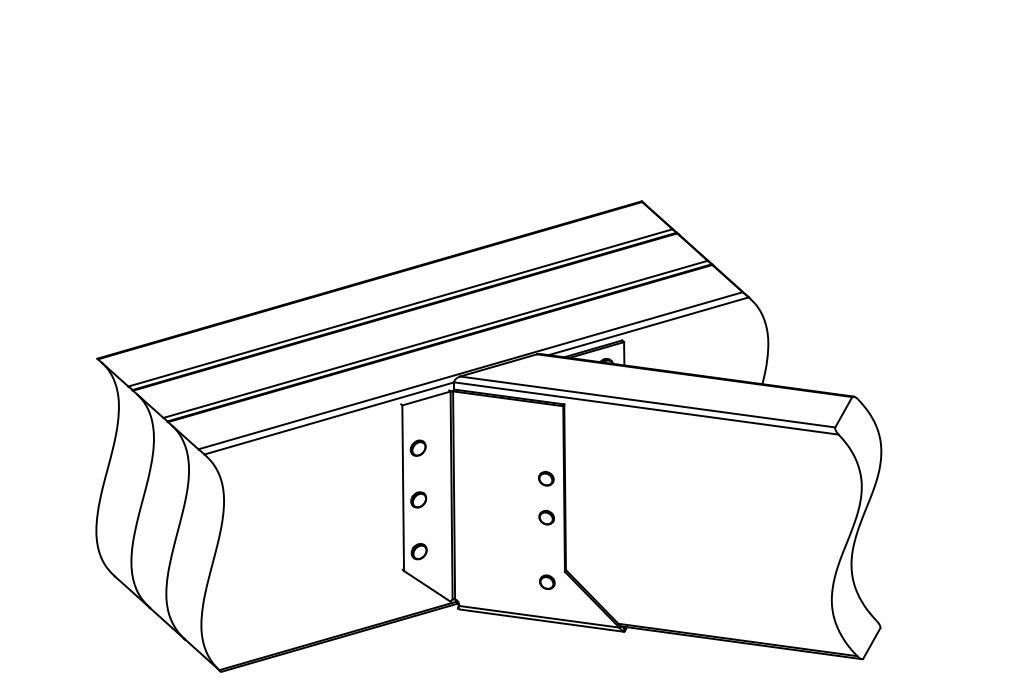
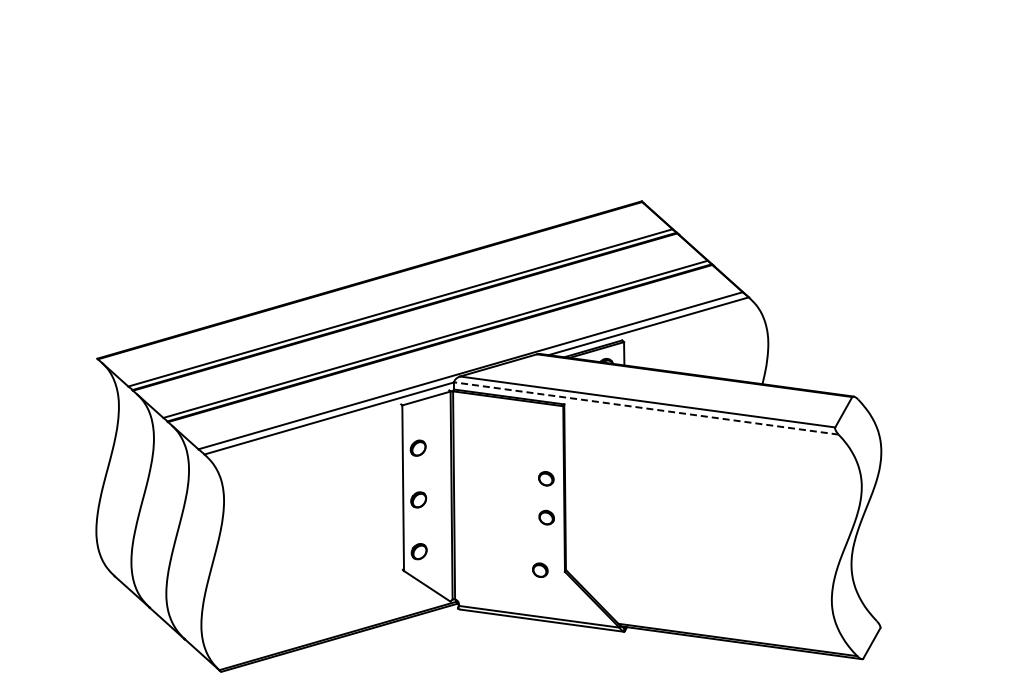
line: solid -> dashed (646, 408)
part position: (547, 581) -> (540, 569) (540, 569)
